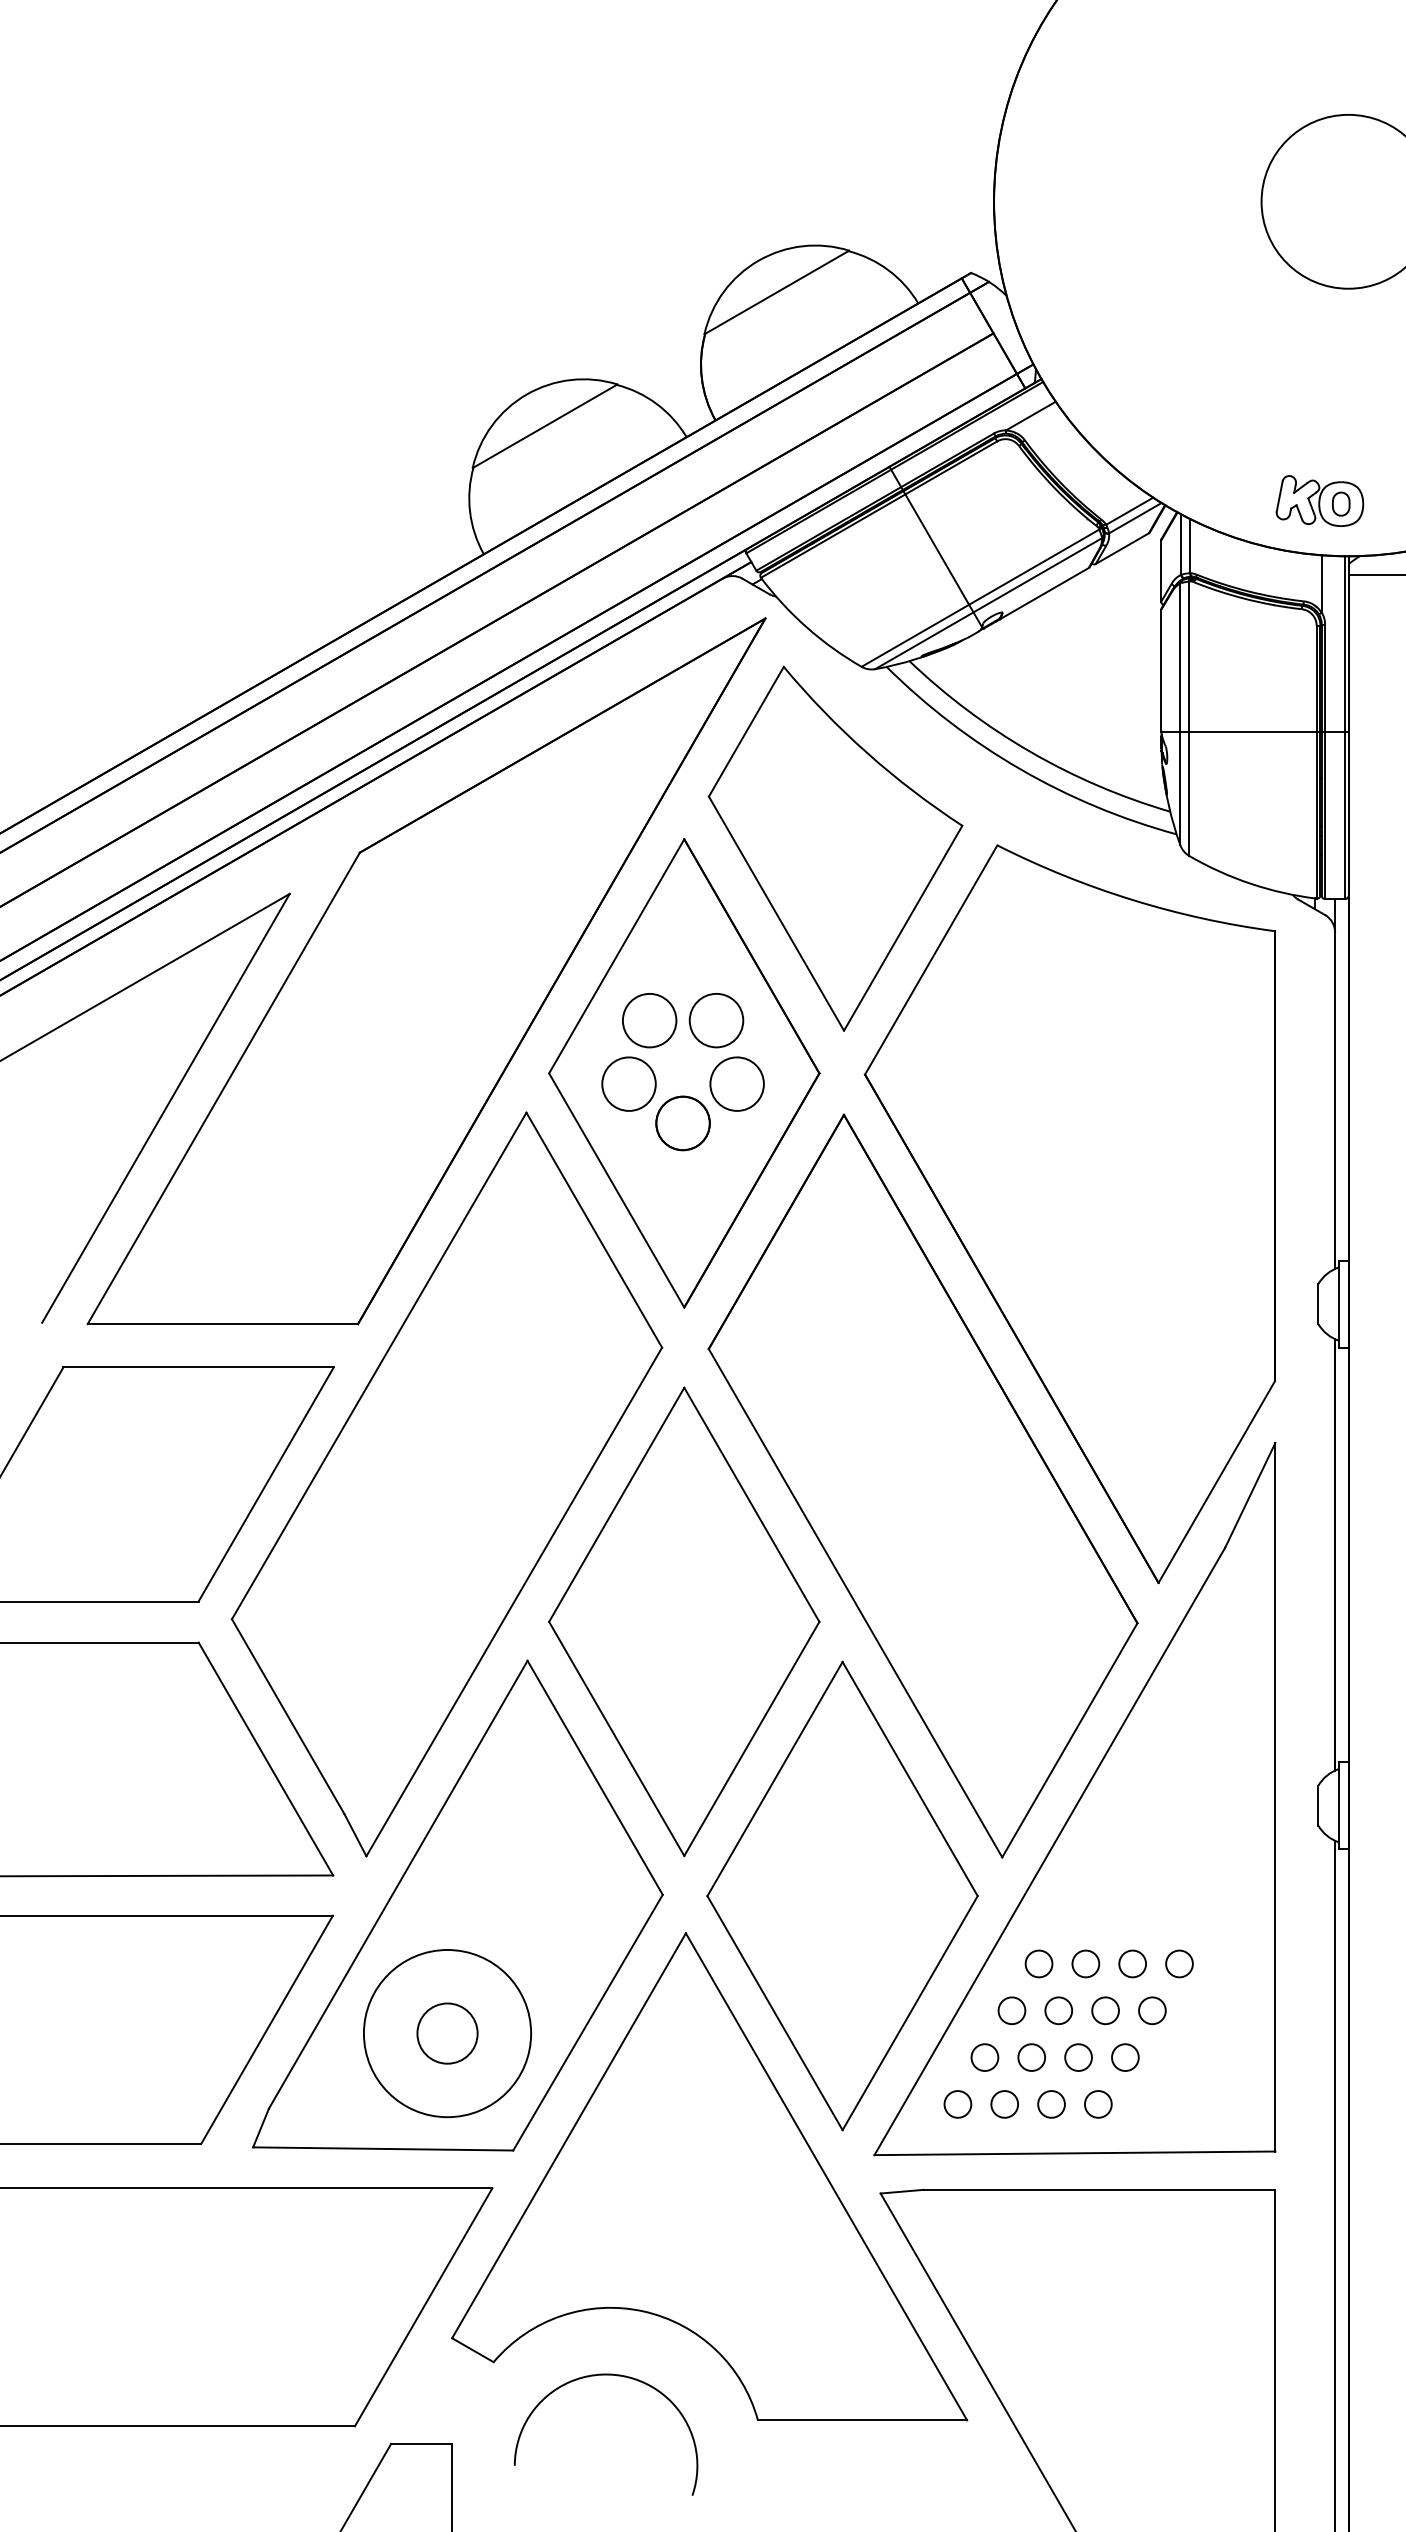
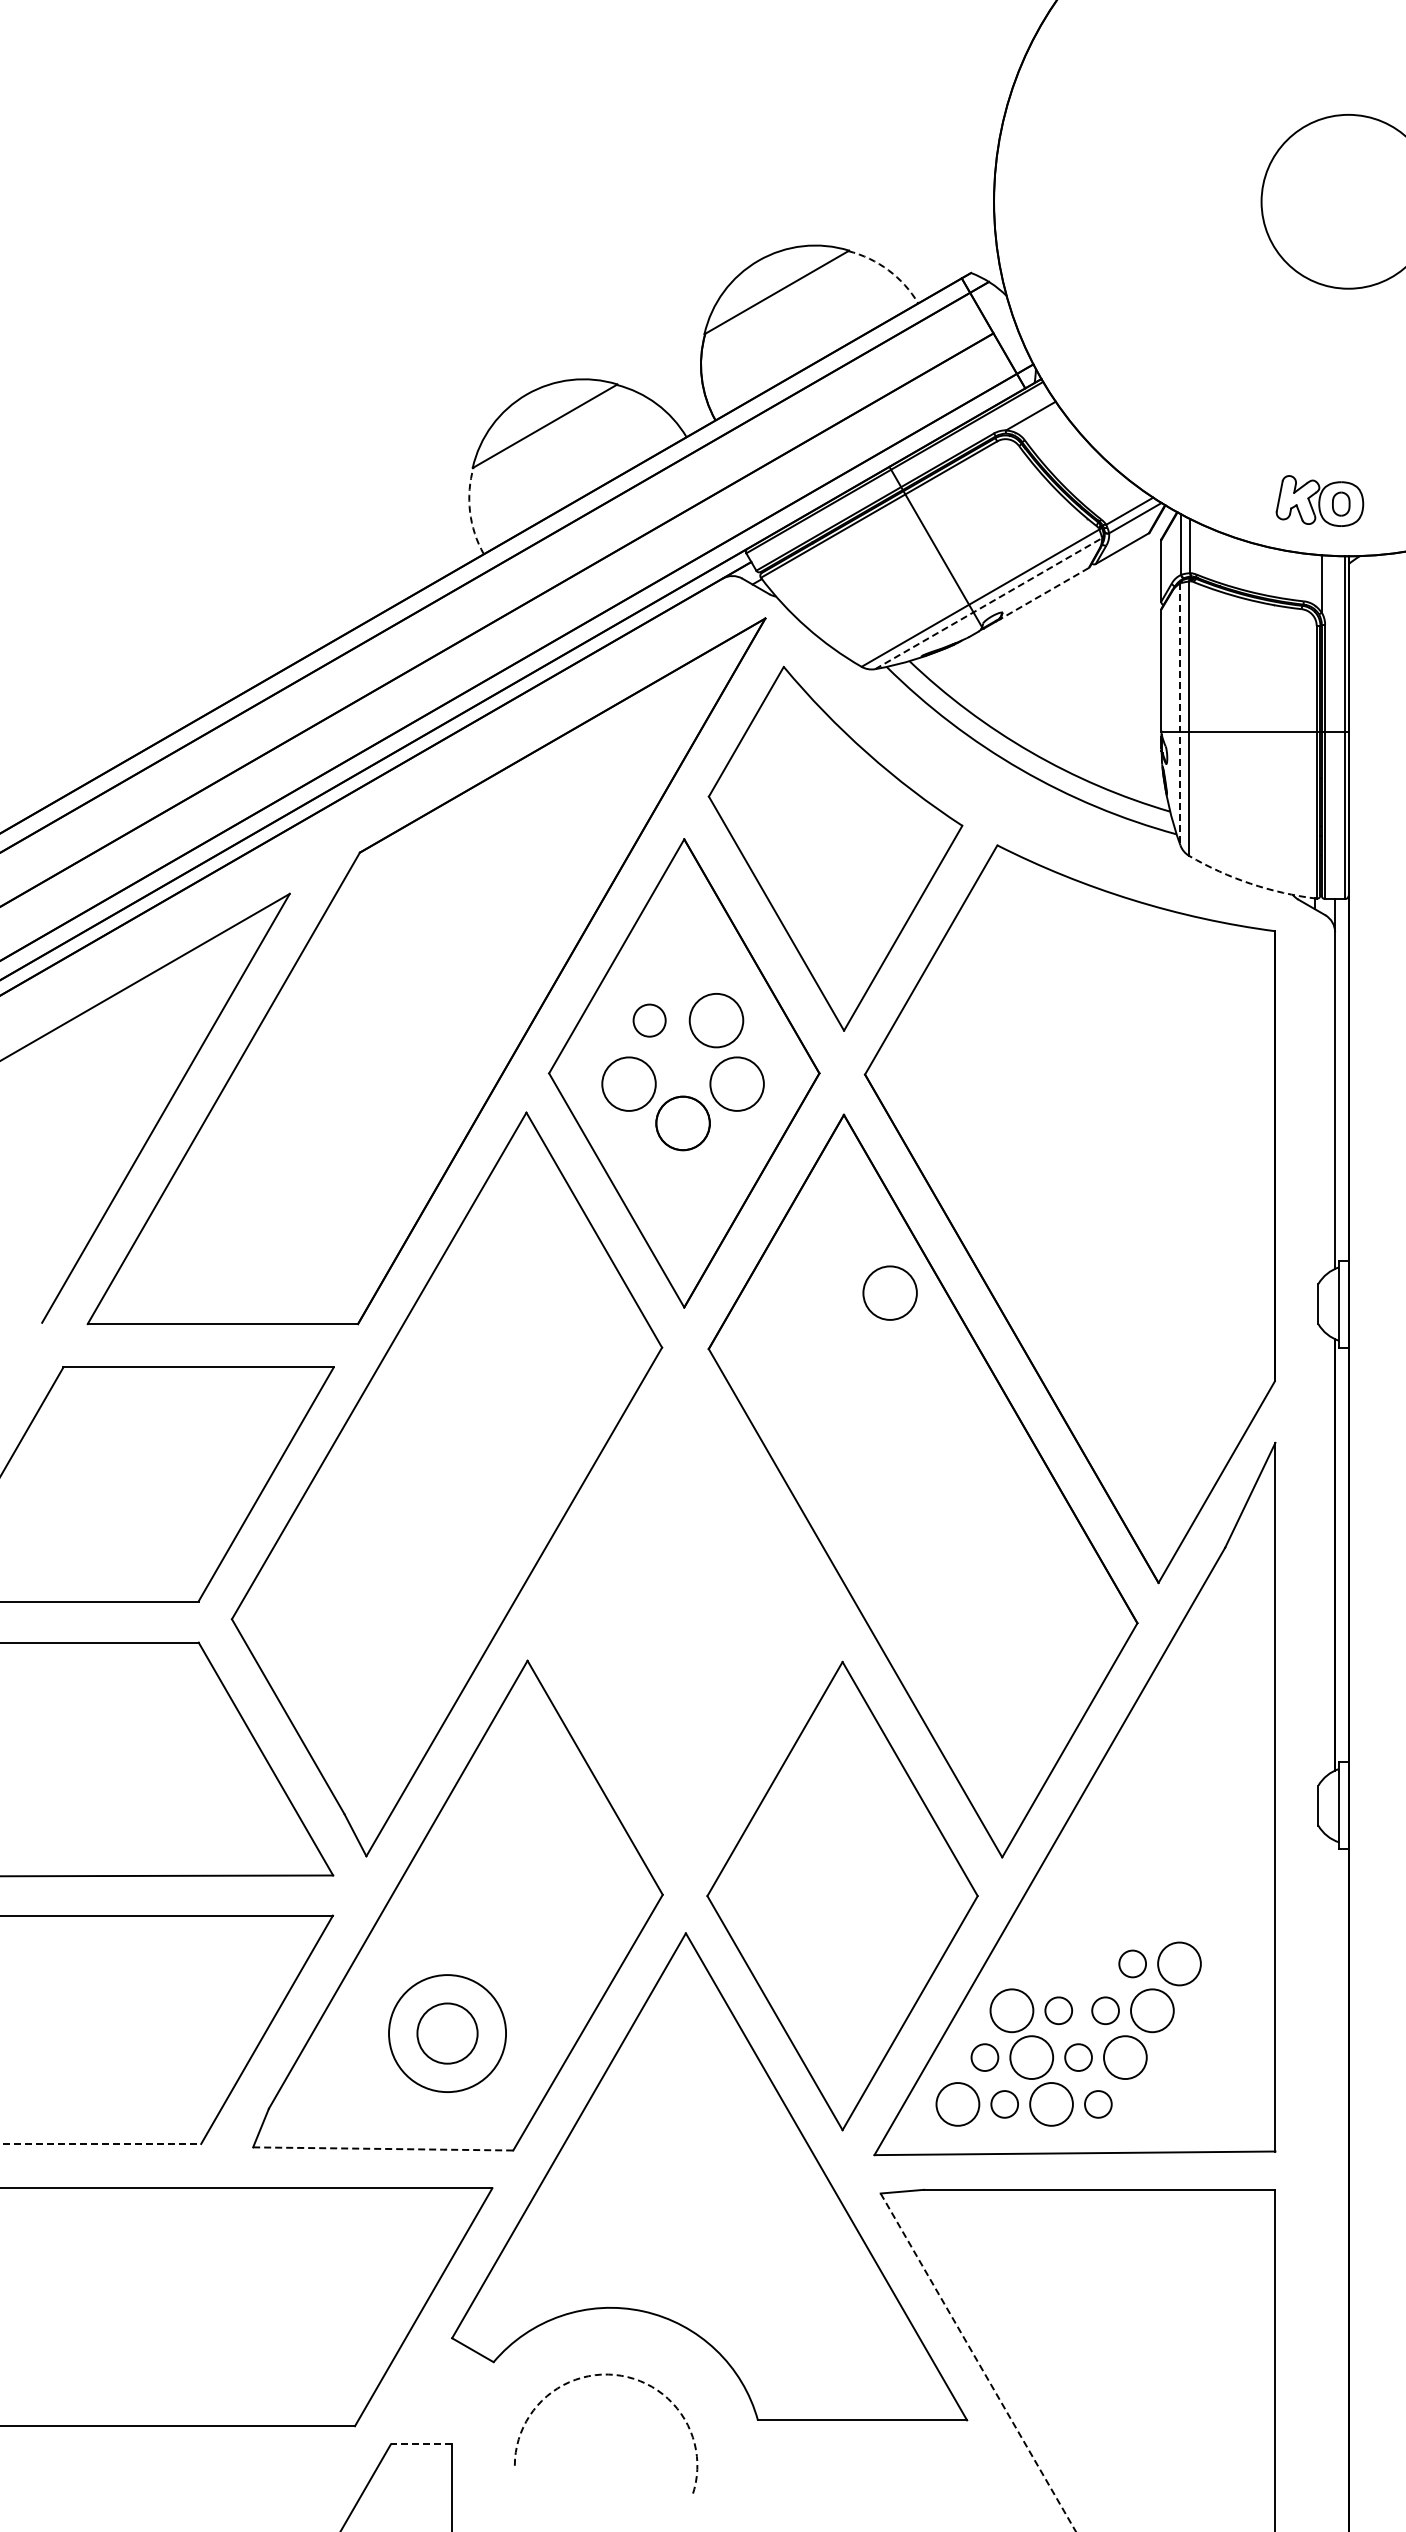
arc: solid -> dashed (888, 270)
arc: solid -> dashed (470, 511)
line: present -> none (1375, 575)
line: solid -> dashed (1044, 593)
line: solid -> dashed (989, 603)
line: solid -> dashed (1180, 714)
arc: solid -> dashed (1250, 883)
circle diameter: 54 px -> 32 px (649, 1020)
circle: none -> present (889, 1292)
part: present -> none (684, 1621)
circle: present -> none (1038, 1963)
circle: present -> none (1085, 1963)
circle diameter: 27 px -> 43 px (1179, 1963)
circle diameter: 27 px -> 43 px (1011, 2010)
circle diameter: 27 px -> 43 px (1152, 2010)
circle diameter: 167 px -> 117 px (447, 2033)
circle diameter: 27 px -> 43 px (1031, 2057)
circle diameter: 27 px -> 43 px (1124, 2057)
circle diameter: 27 px -> 43 px (957, 2104)
circle diameter: 27 px -> 43 px (1051, 2104)
line: solid -> dashed (101, 2143)
line: solid -> dashed (383, 2148)
line: present -> none (1335, 2184)
line: solid -> dashed (978, 2363)
arc: solid -> dashed (621, 2375)
line: solid -> dashed (421, 2444)
